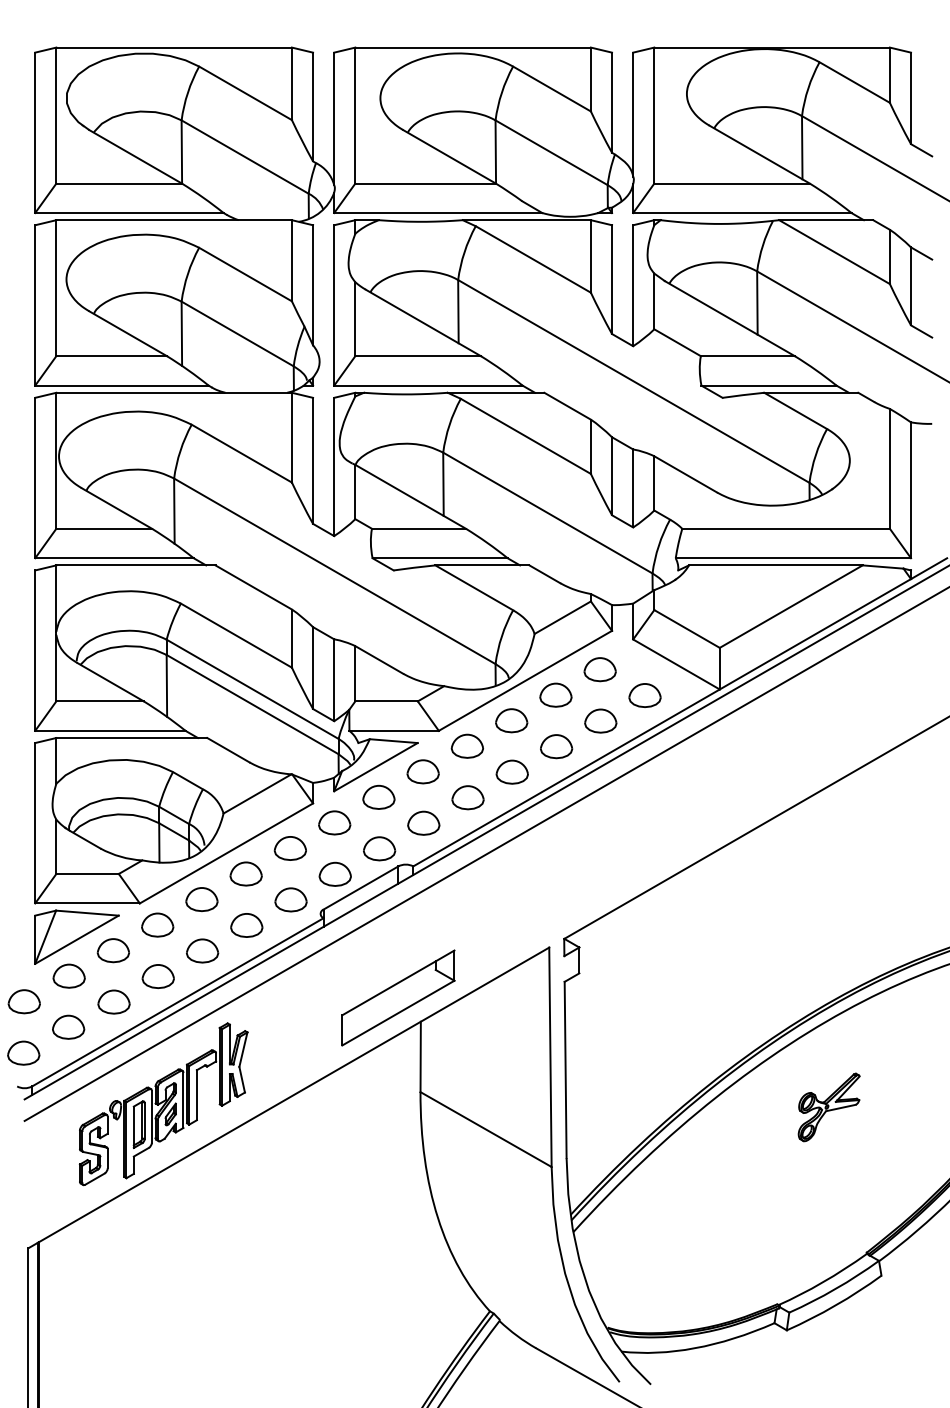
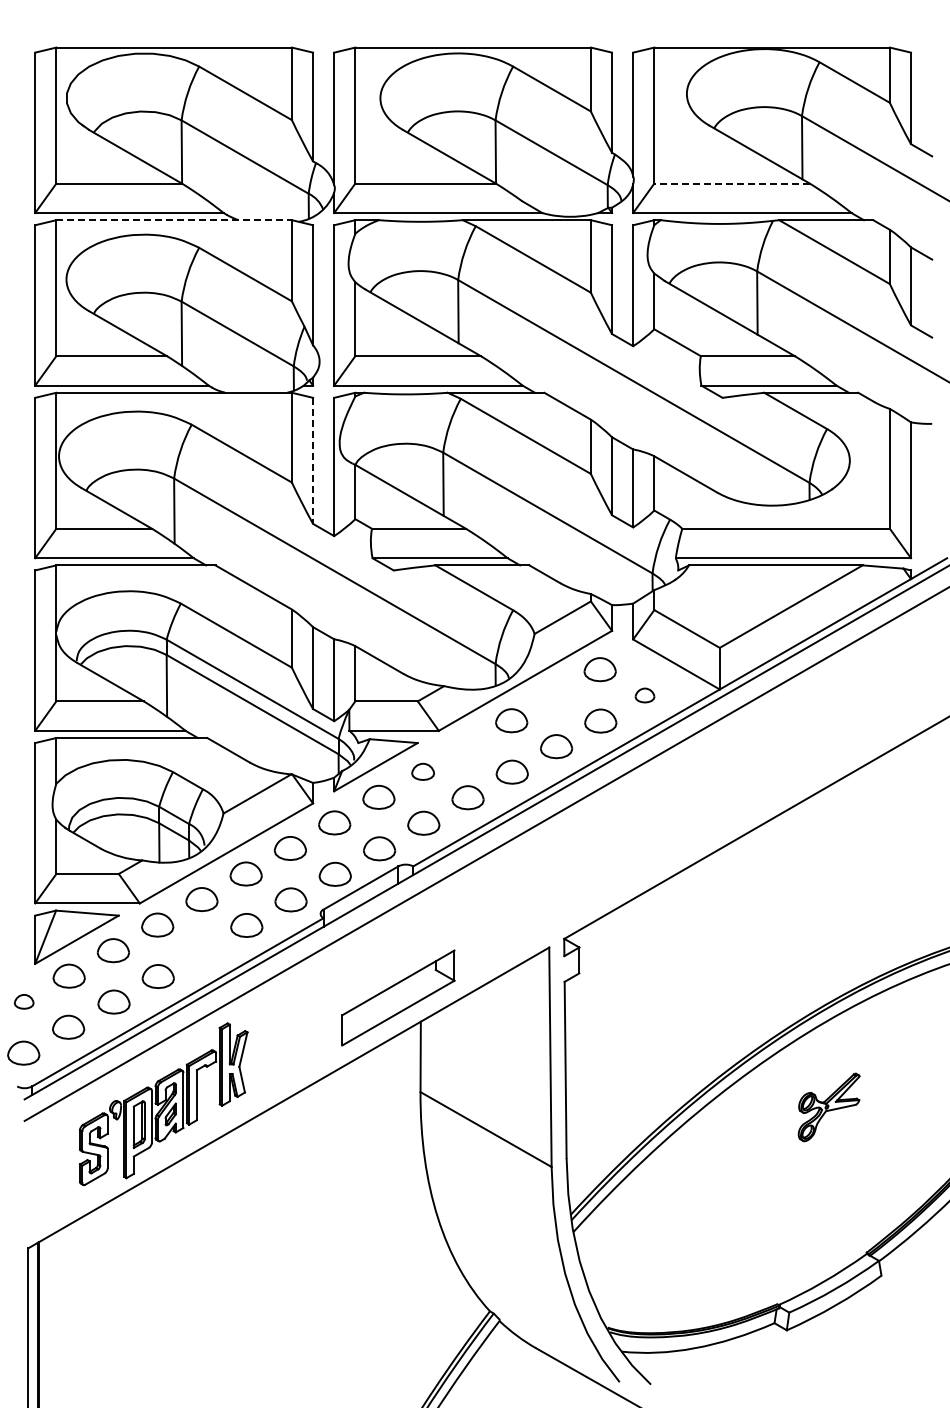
line: solid -> dashed (732, 183)
line: solid -> dashed (174, 220)
line: solid -> dashed (313, 461)
part: present -> none (555, 694)
part size: 34x25 px -> 22x17 px (644, 695)
part: present -> none (466, 745)
part size: 34x26 px -> 24x19 px (422, 771)
part: present -> none (202, 950)
part size: 34x26 px -> 22x16 px (23, 1001)
